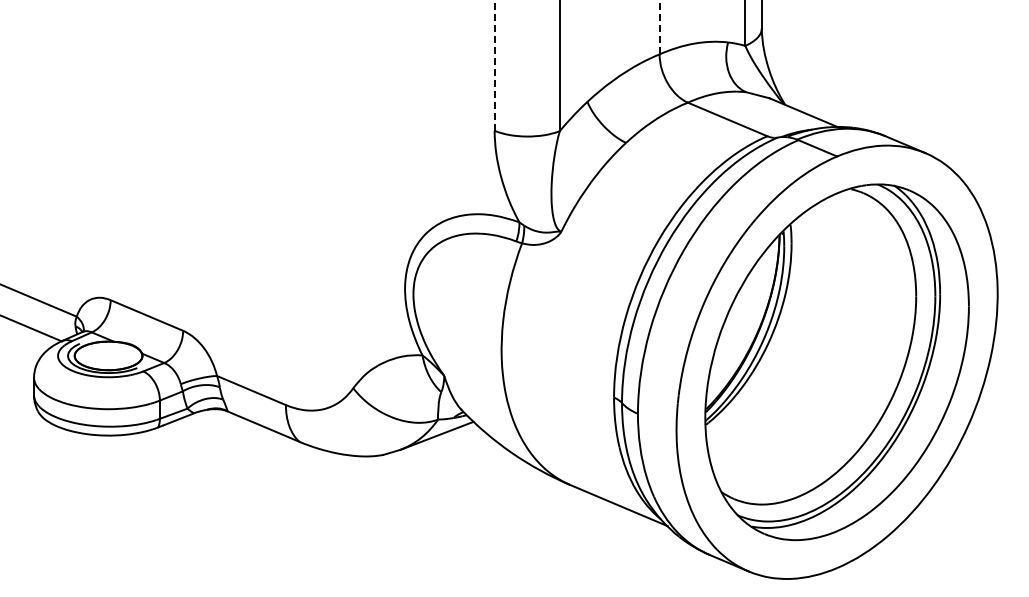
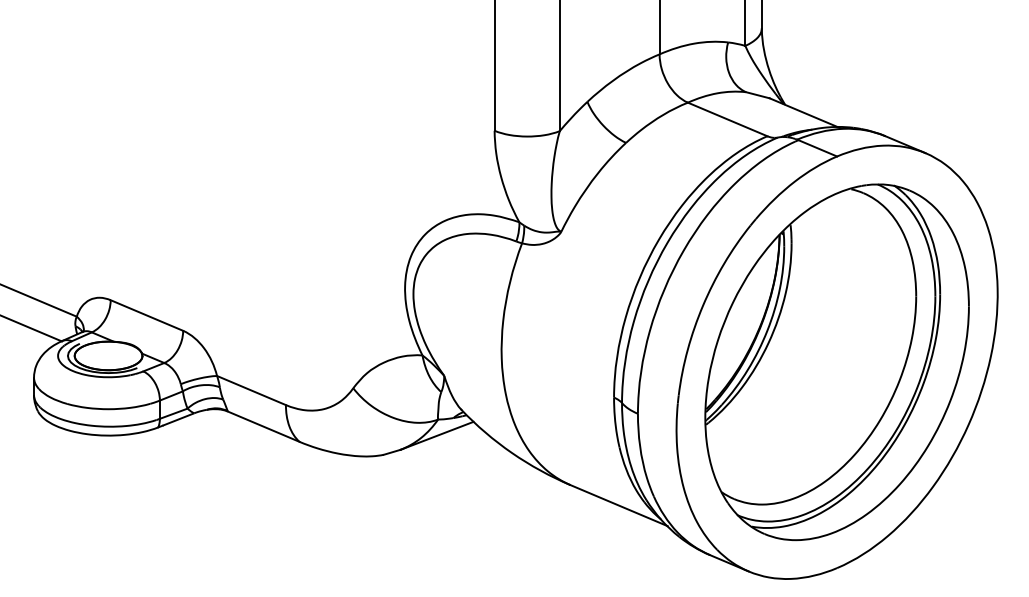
line: dashed -> solid (659, 27)
line: dashed -> solid (494, 65)
